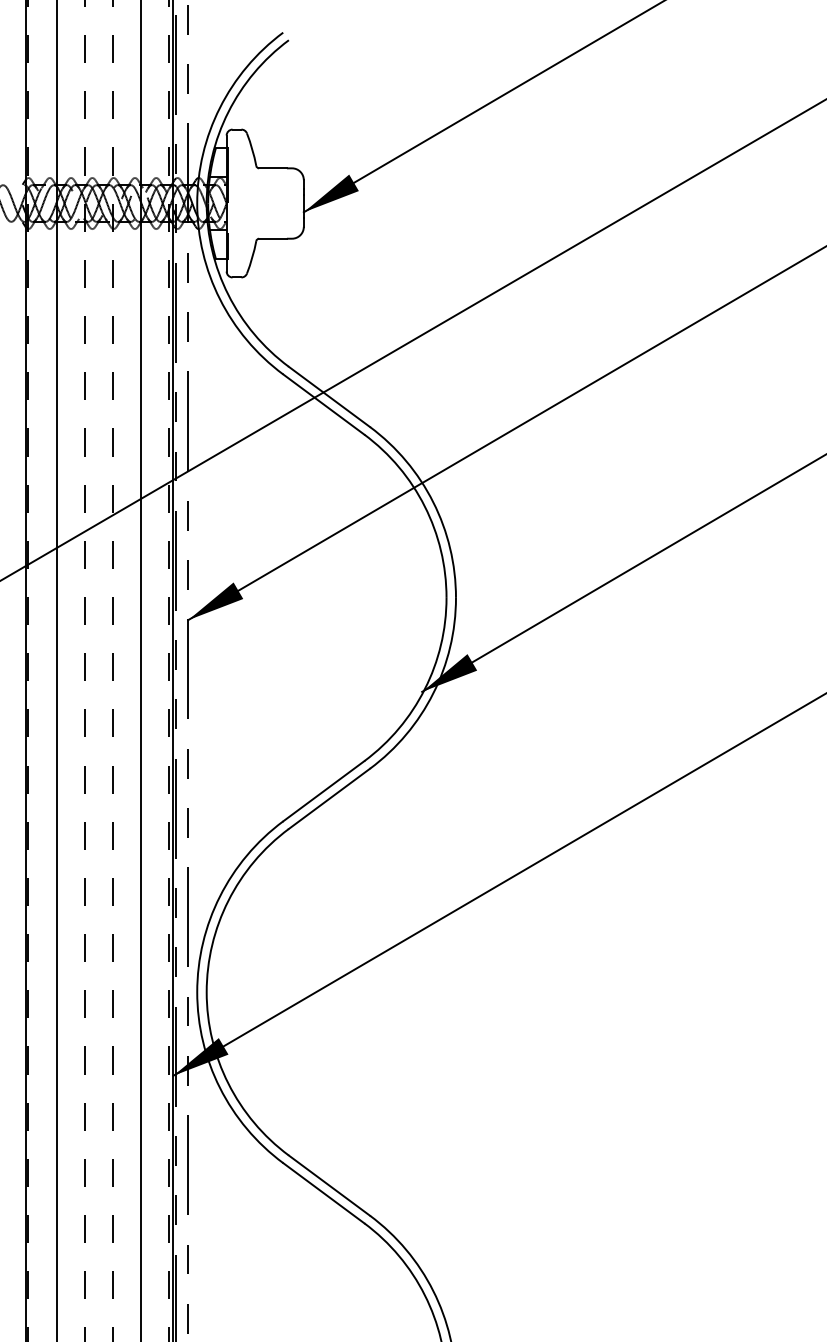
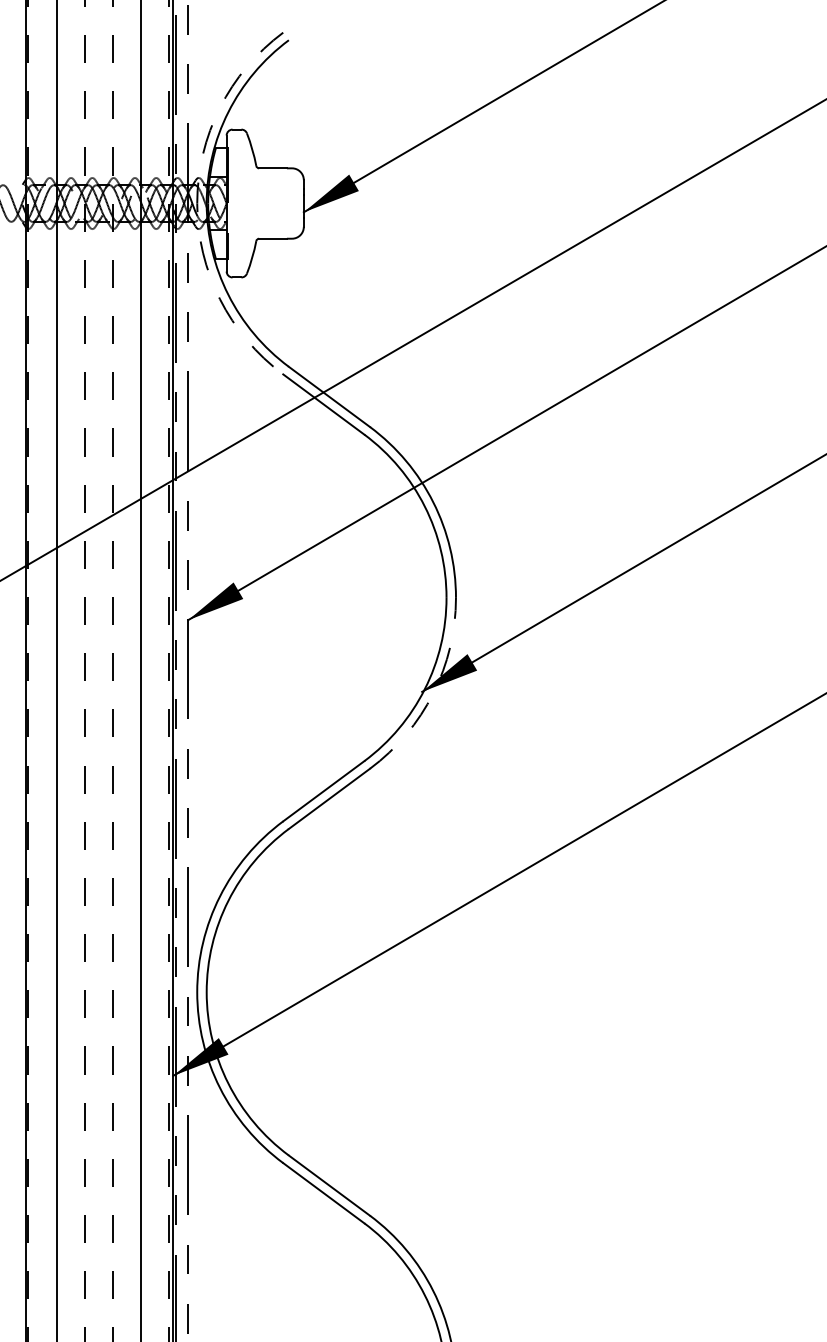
arc: solid -> dashed (197, 203)
arc: solid -> dashed (433, 693)
